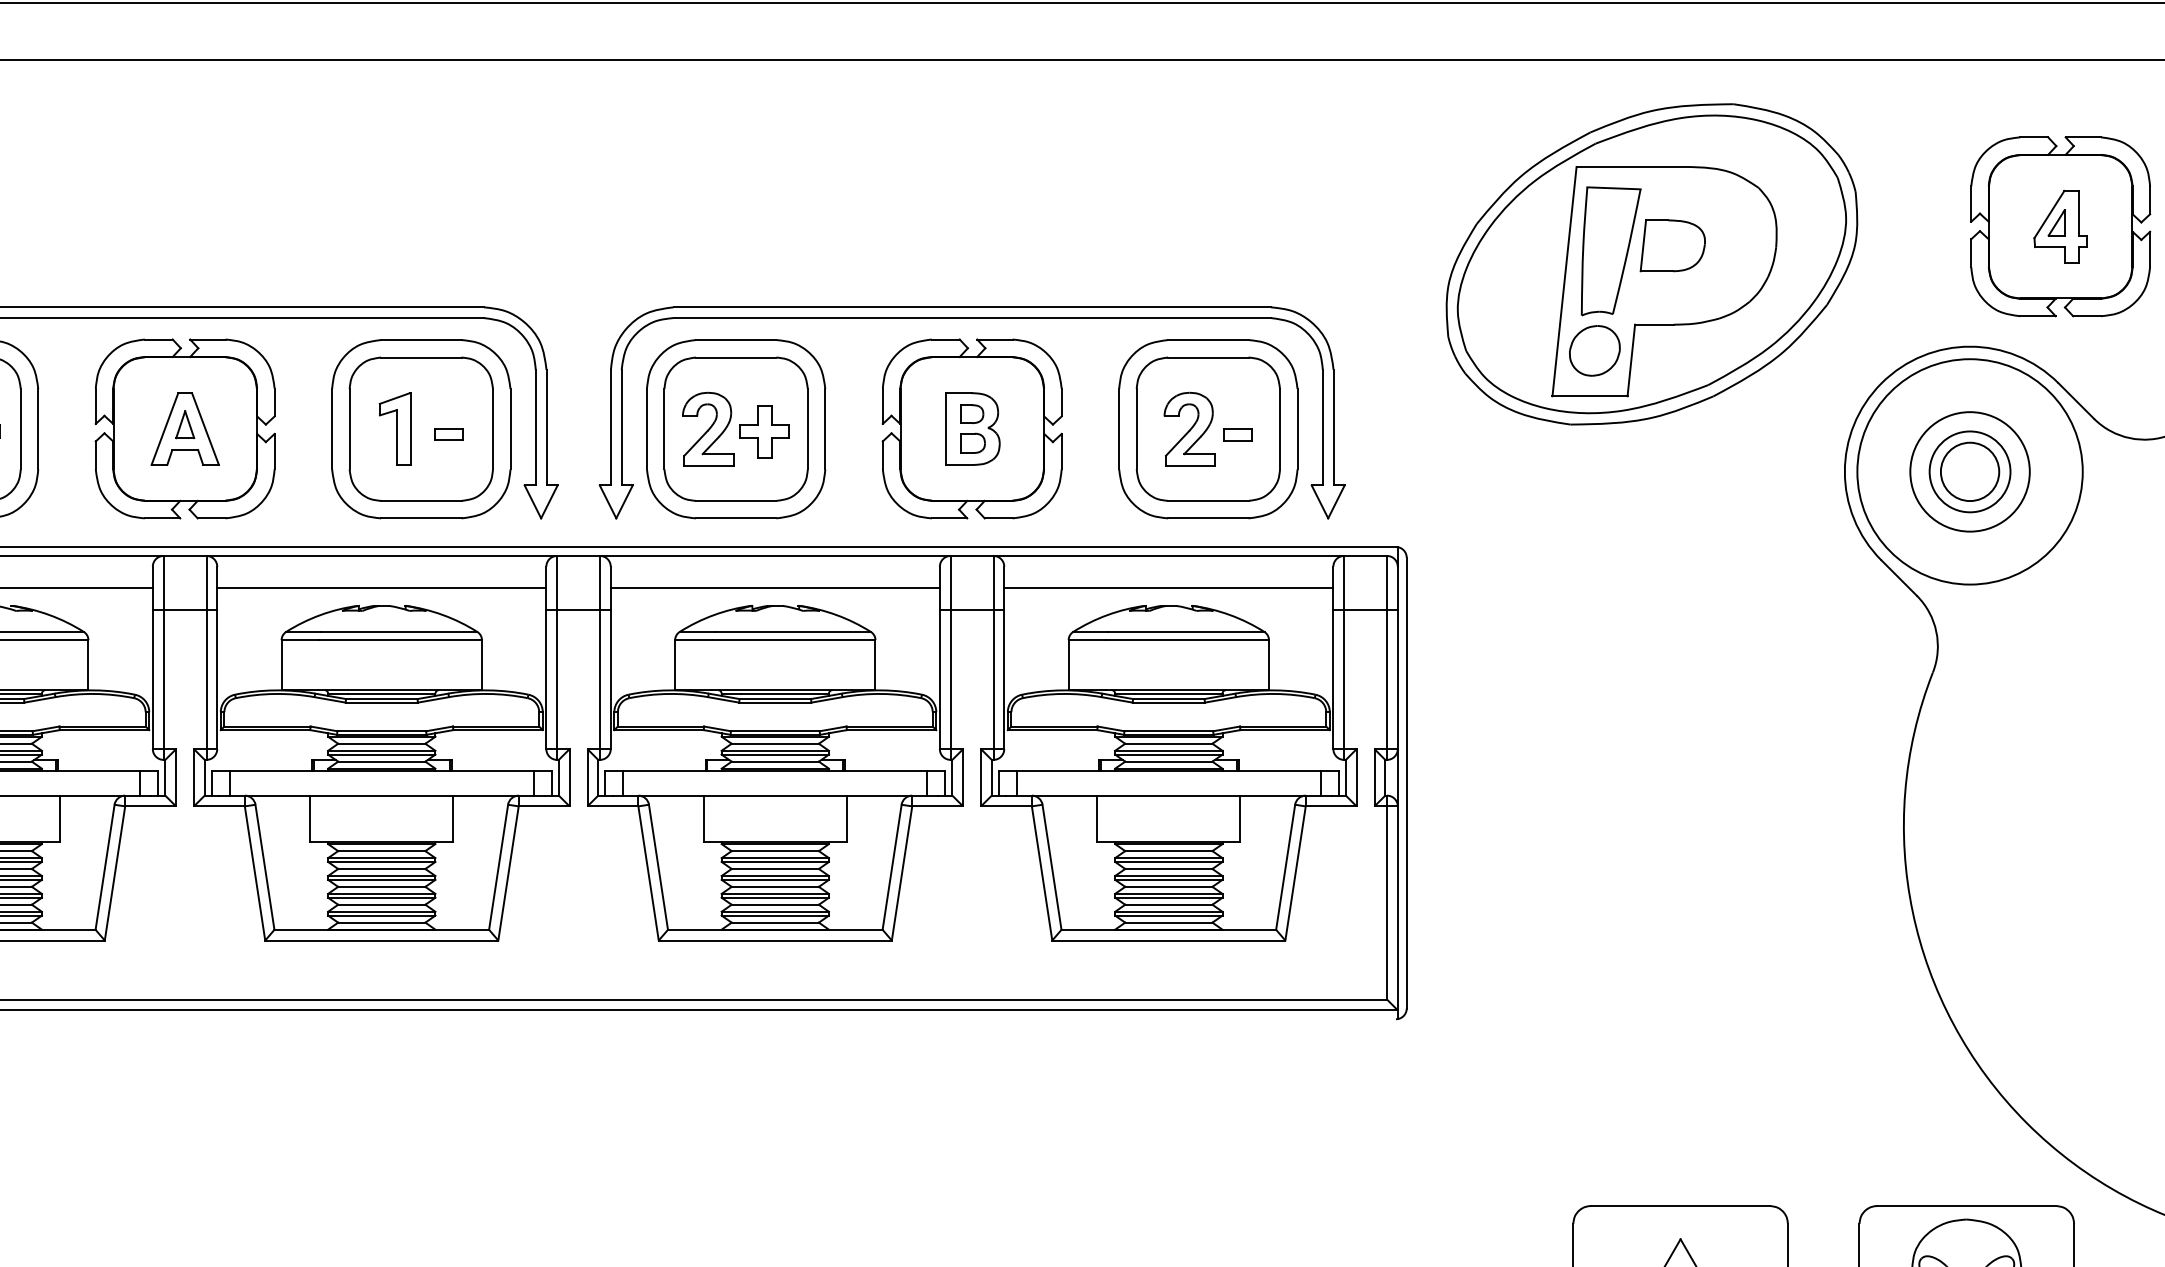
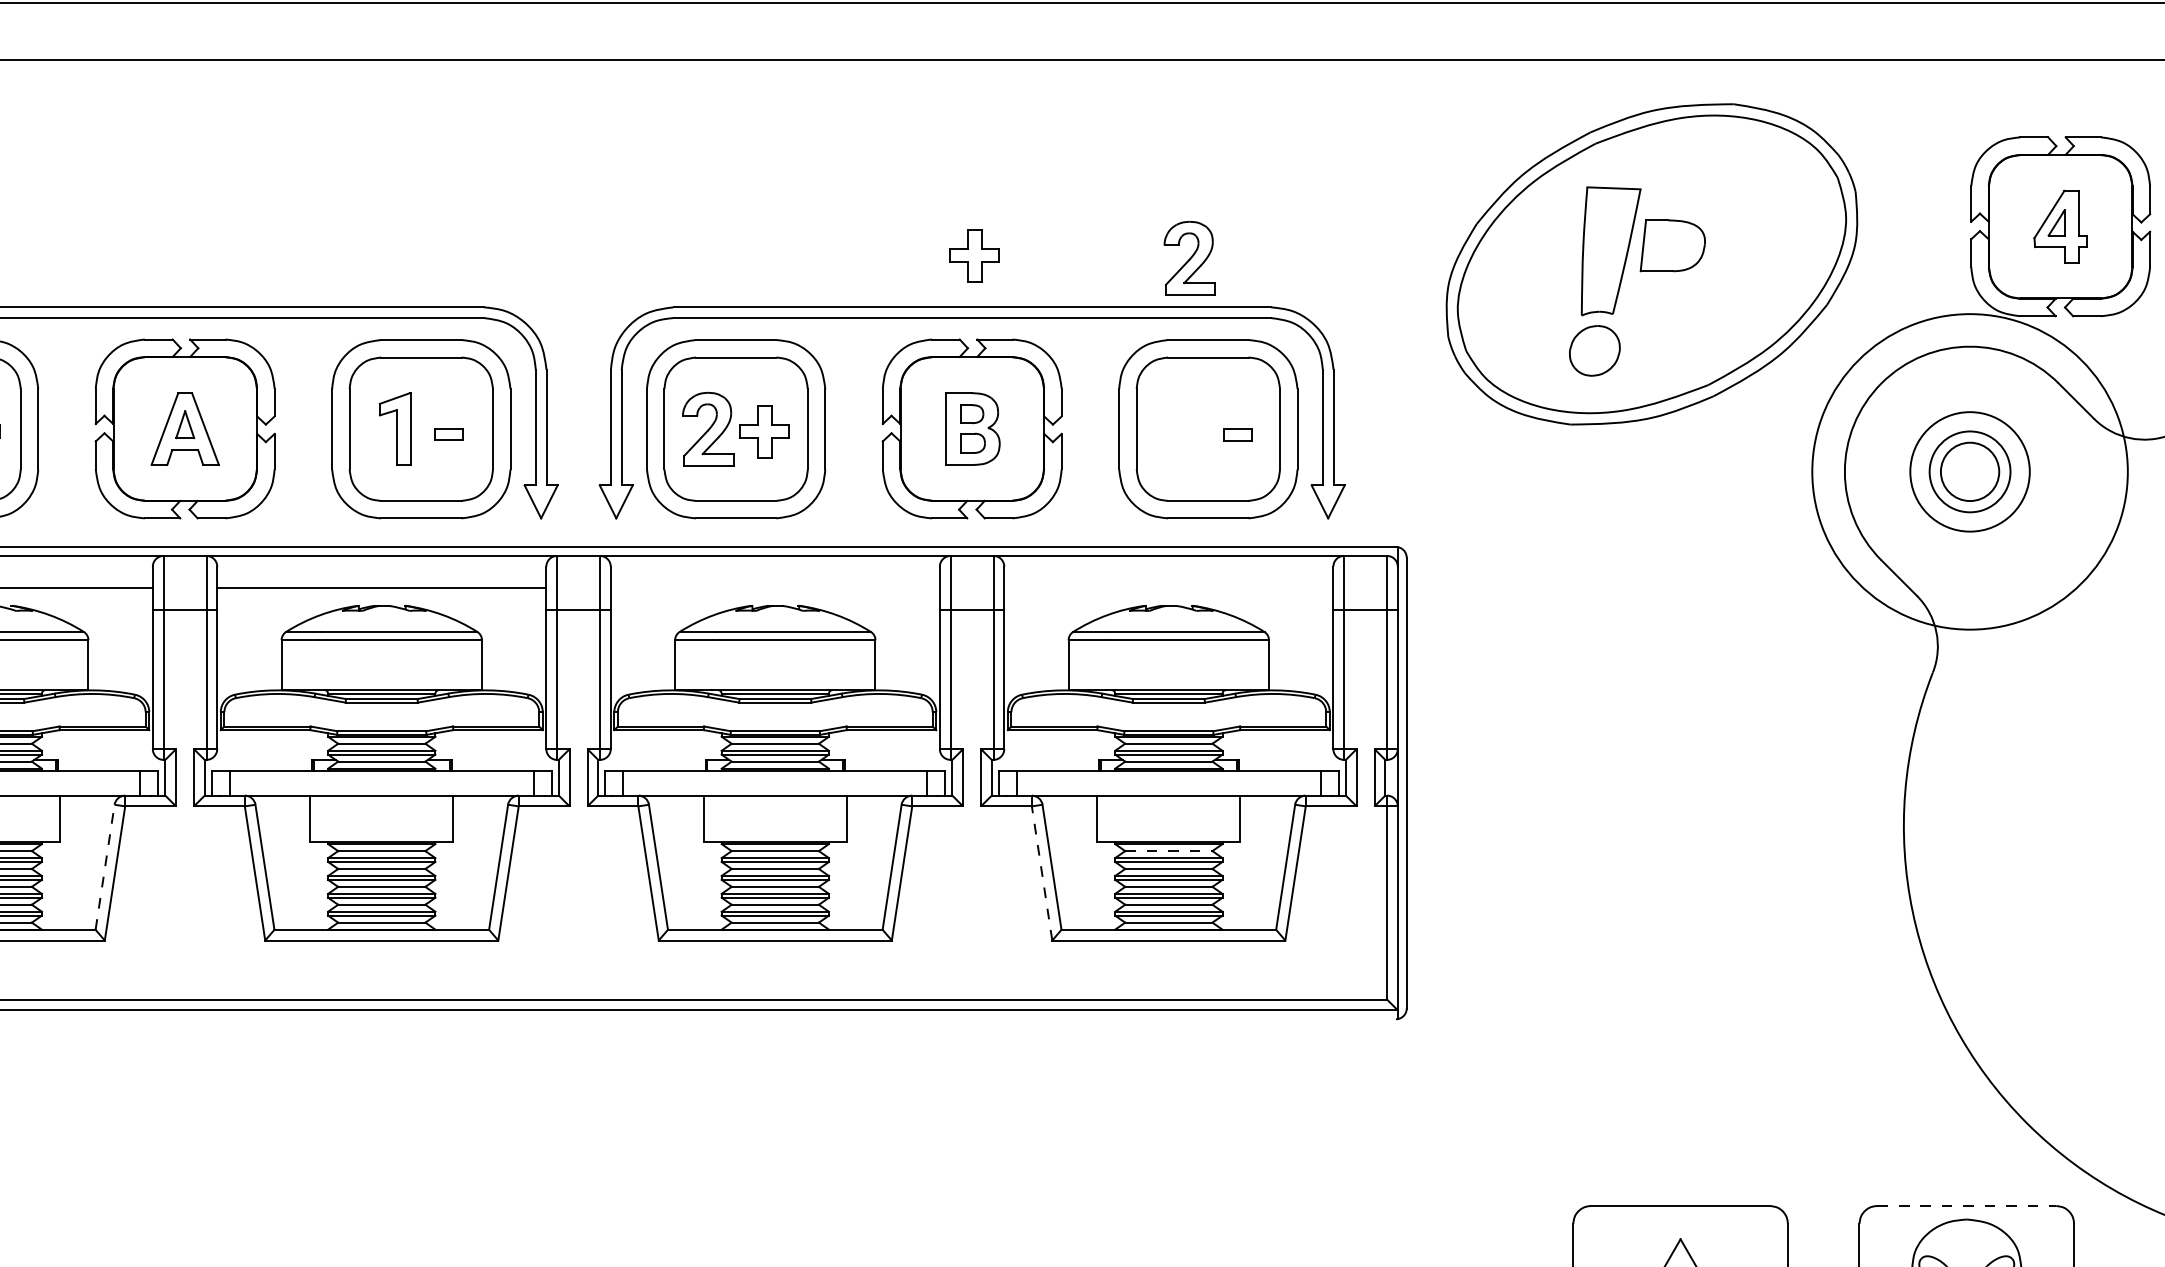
part: none -> present (974, 255)
part: present -> none (1664, 281)
part position: (1189, 428) -> (1189, 257) (1189, 257)
circle diameter: 225 px -> 316 px (1969, 471)
line: present -> none (774, 588)
line: present -> none (1168, 588)
line: solid -> dashed (1168, 851)
line: solid -> dashed (105, 866)
line: solid -> dashed (1042, 873)
line: solid -> dashed (1967, 1205)
